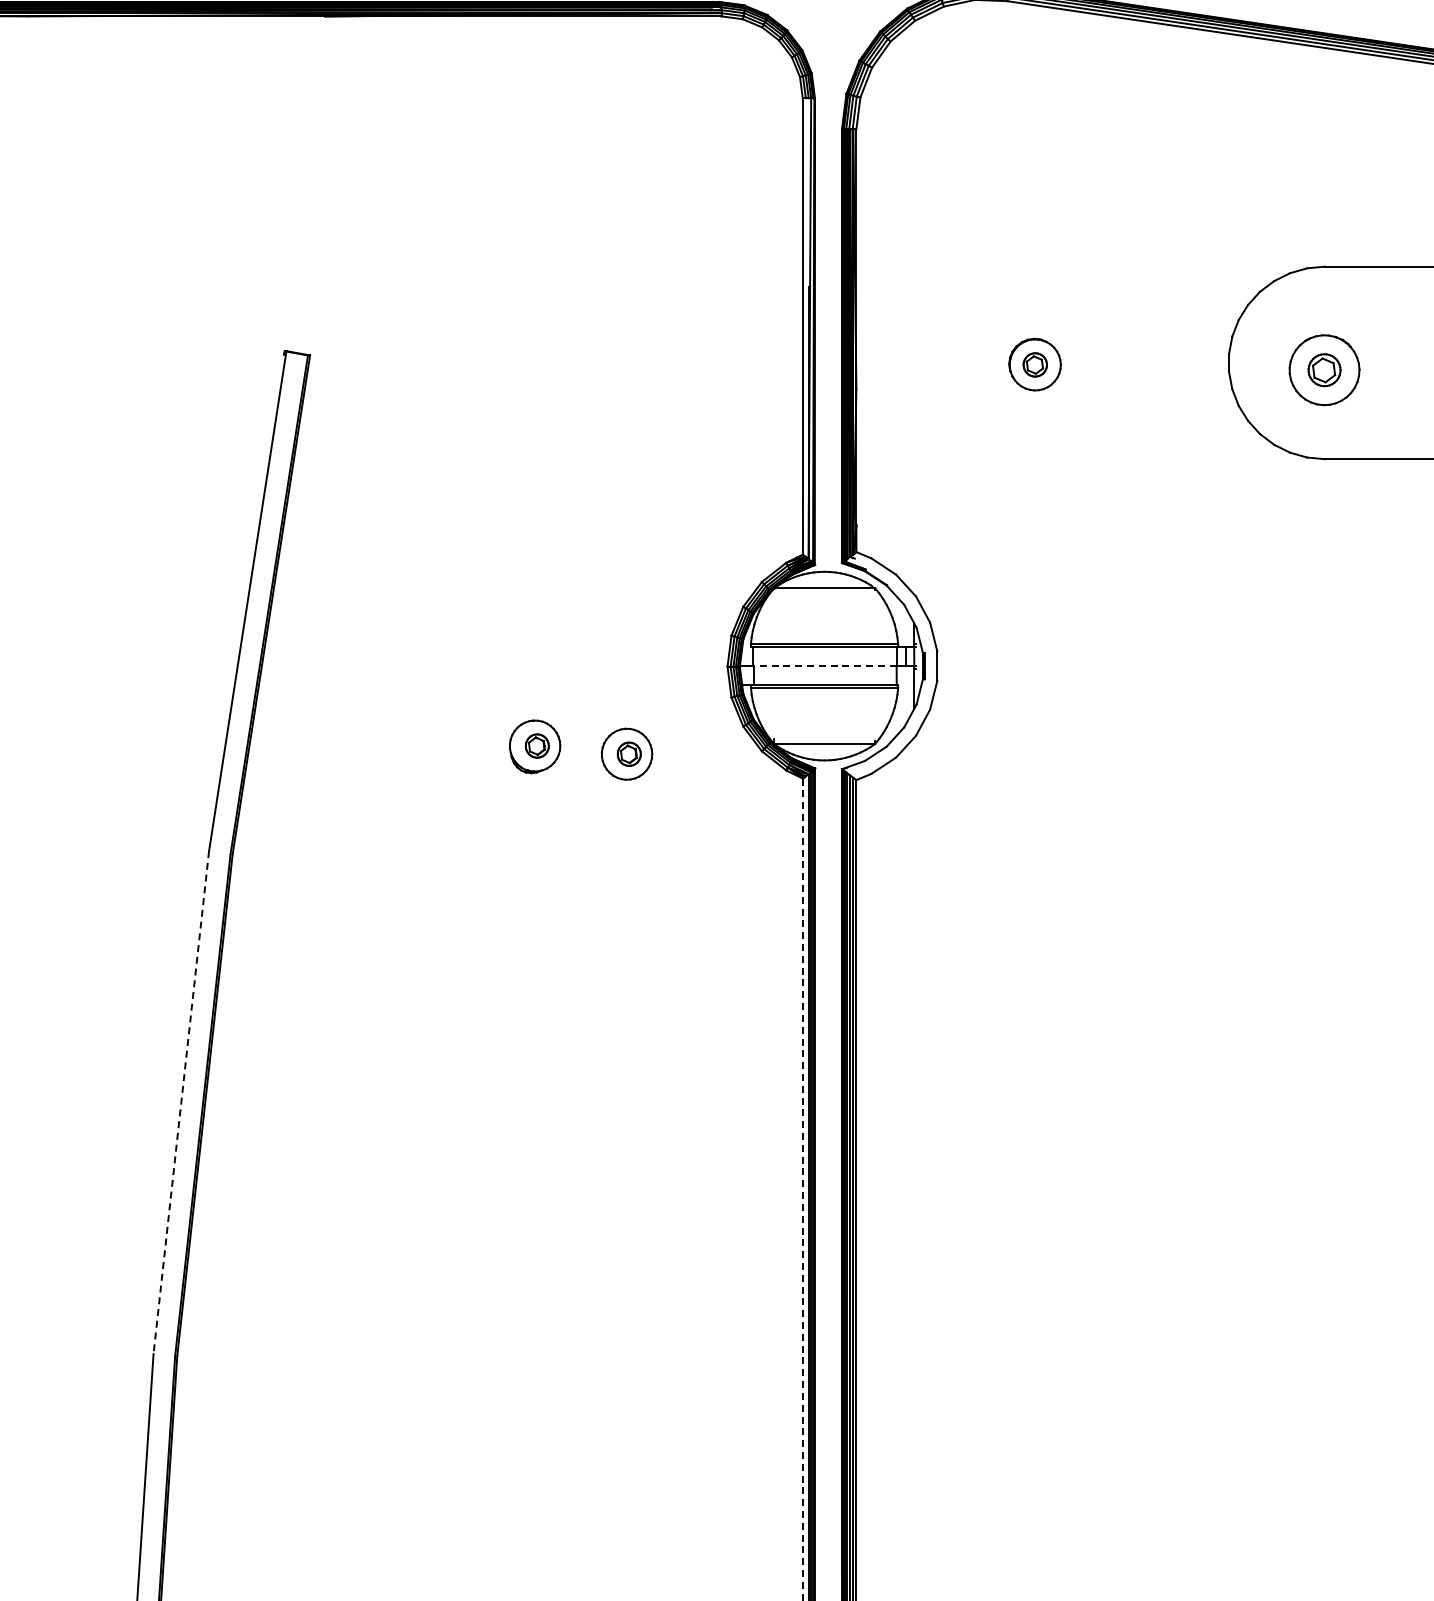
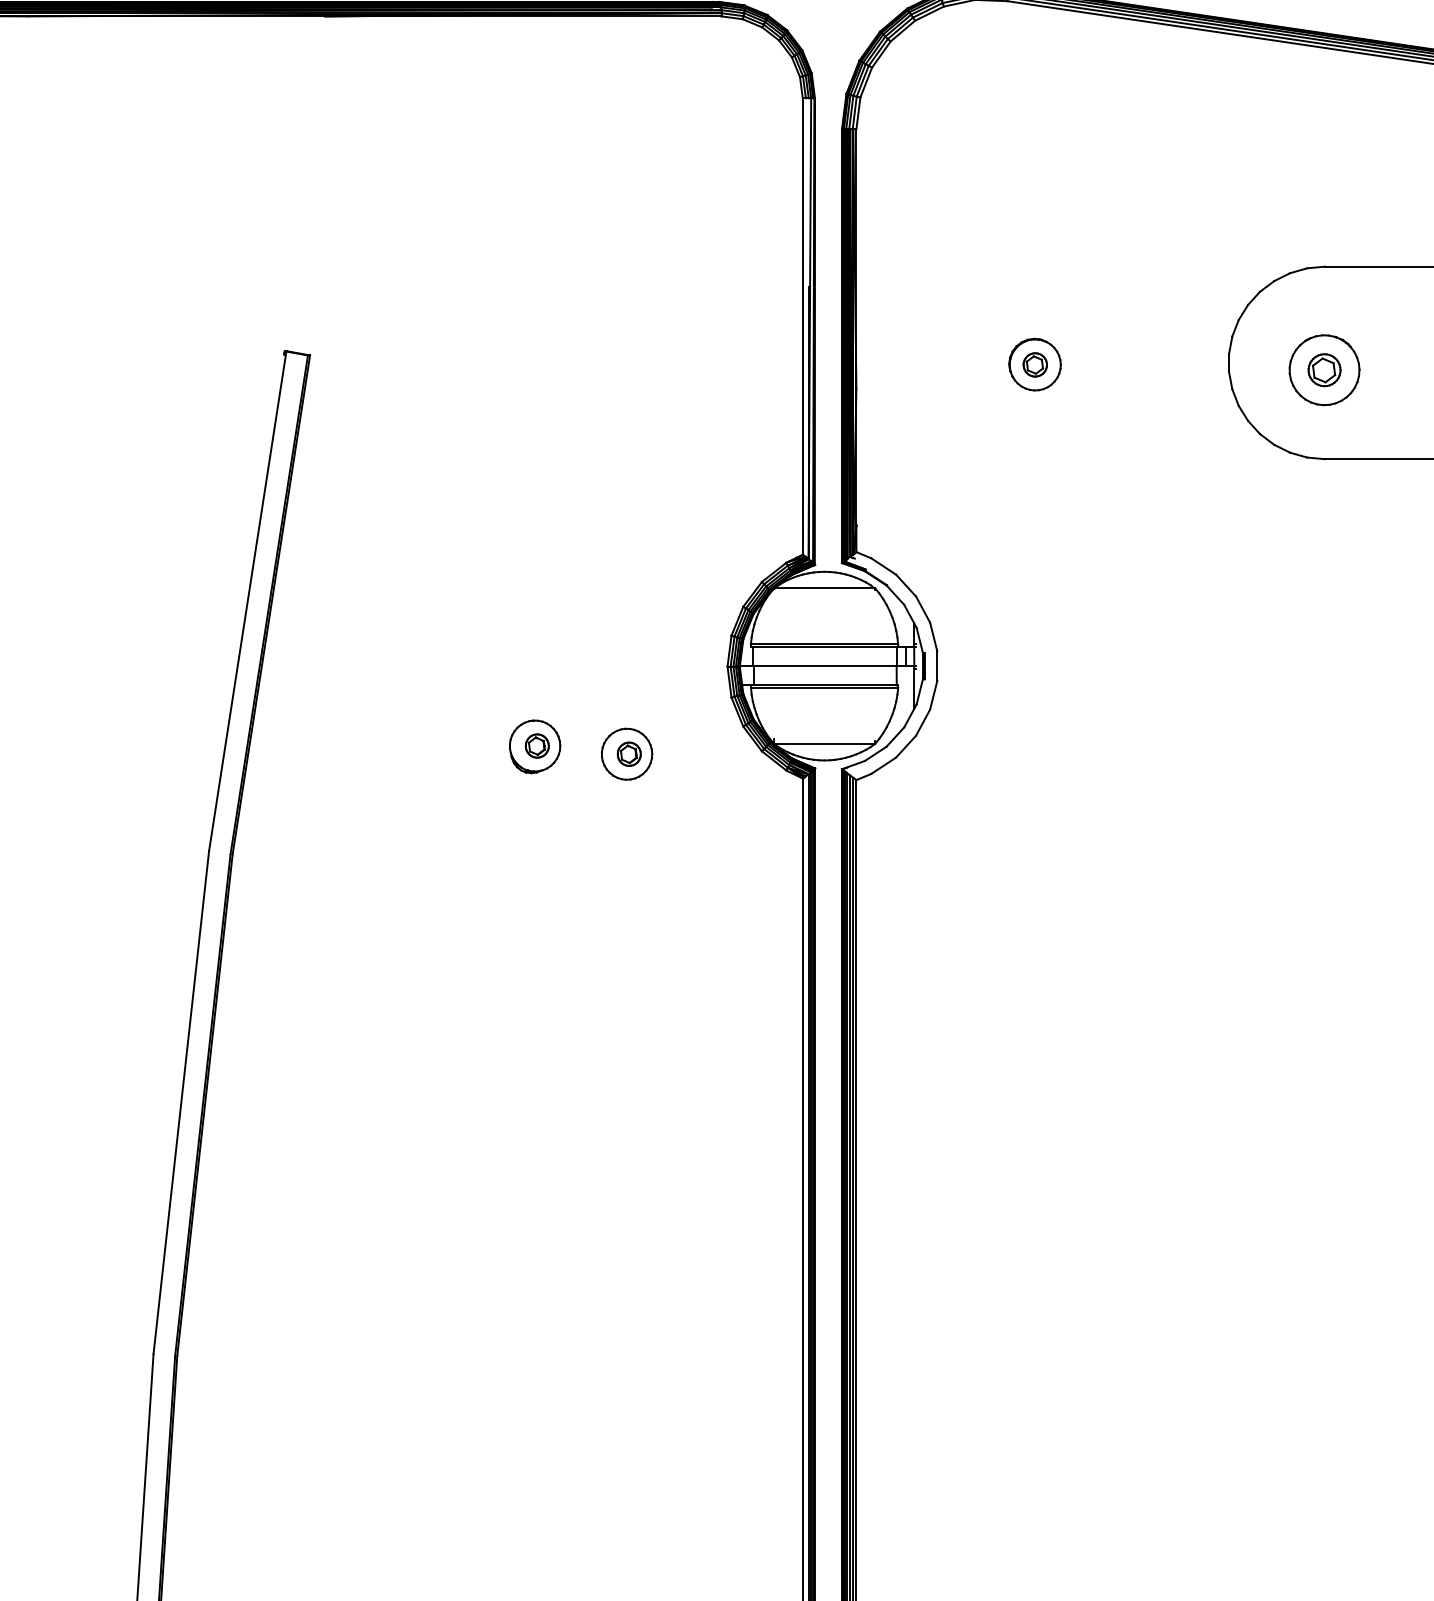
line: dashed -> solid (824, 666)
line: dashed -> solid (181, 1103)
line: dashed -> solid (802, 1189)
